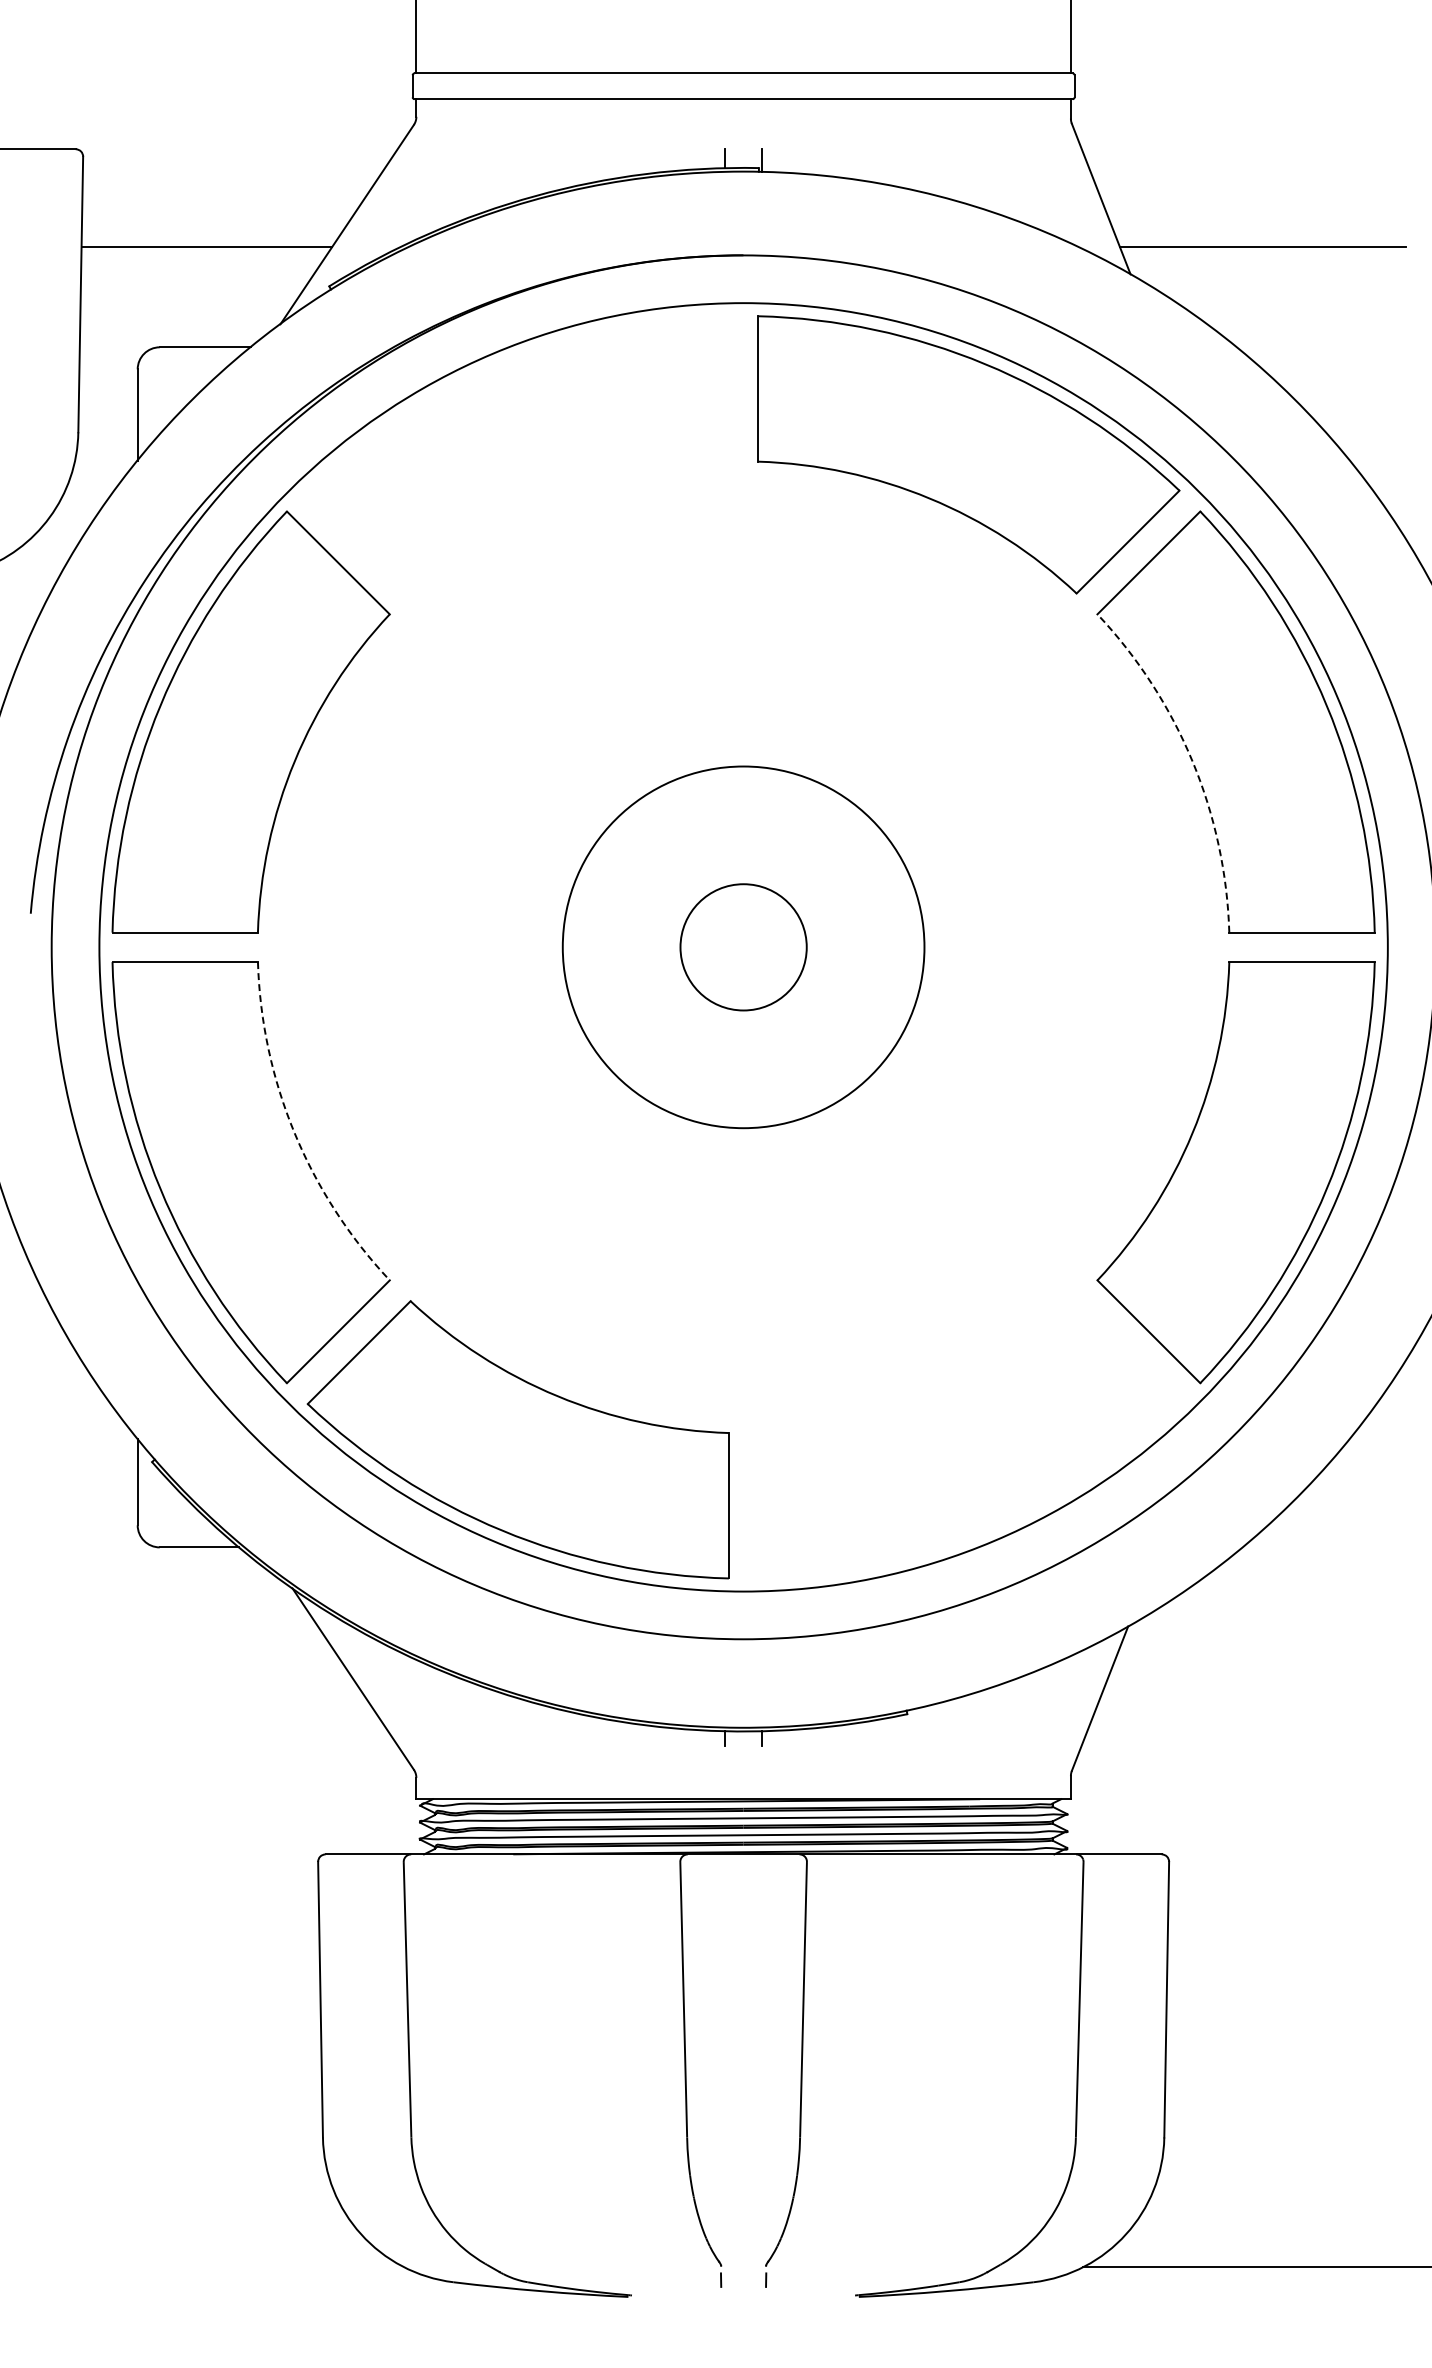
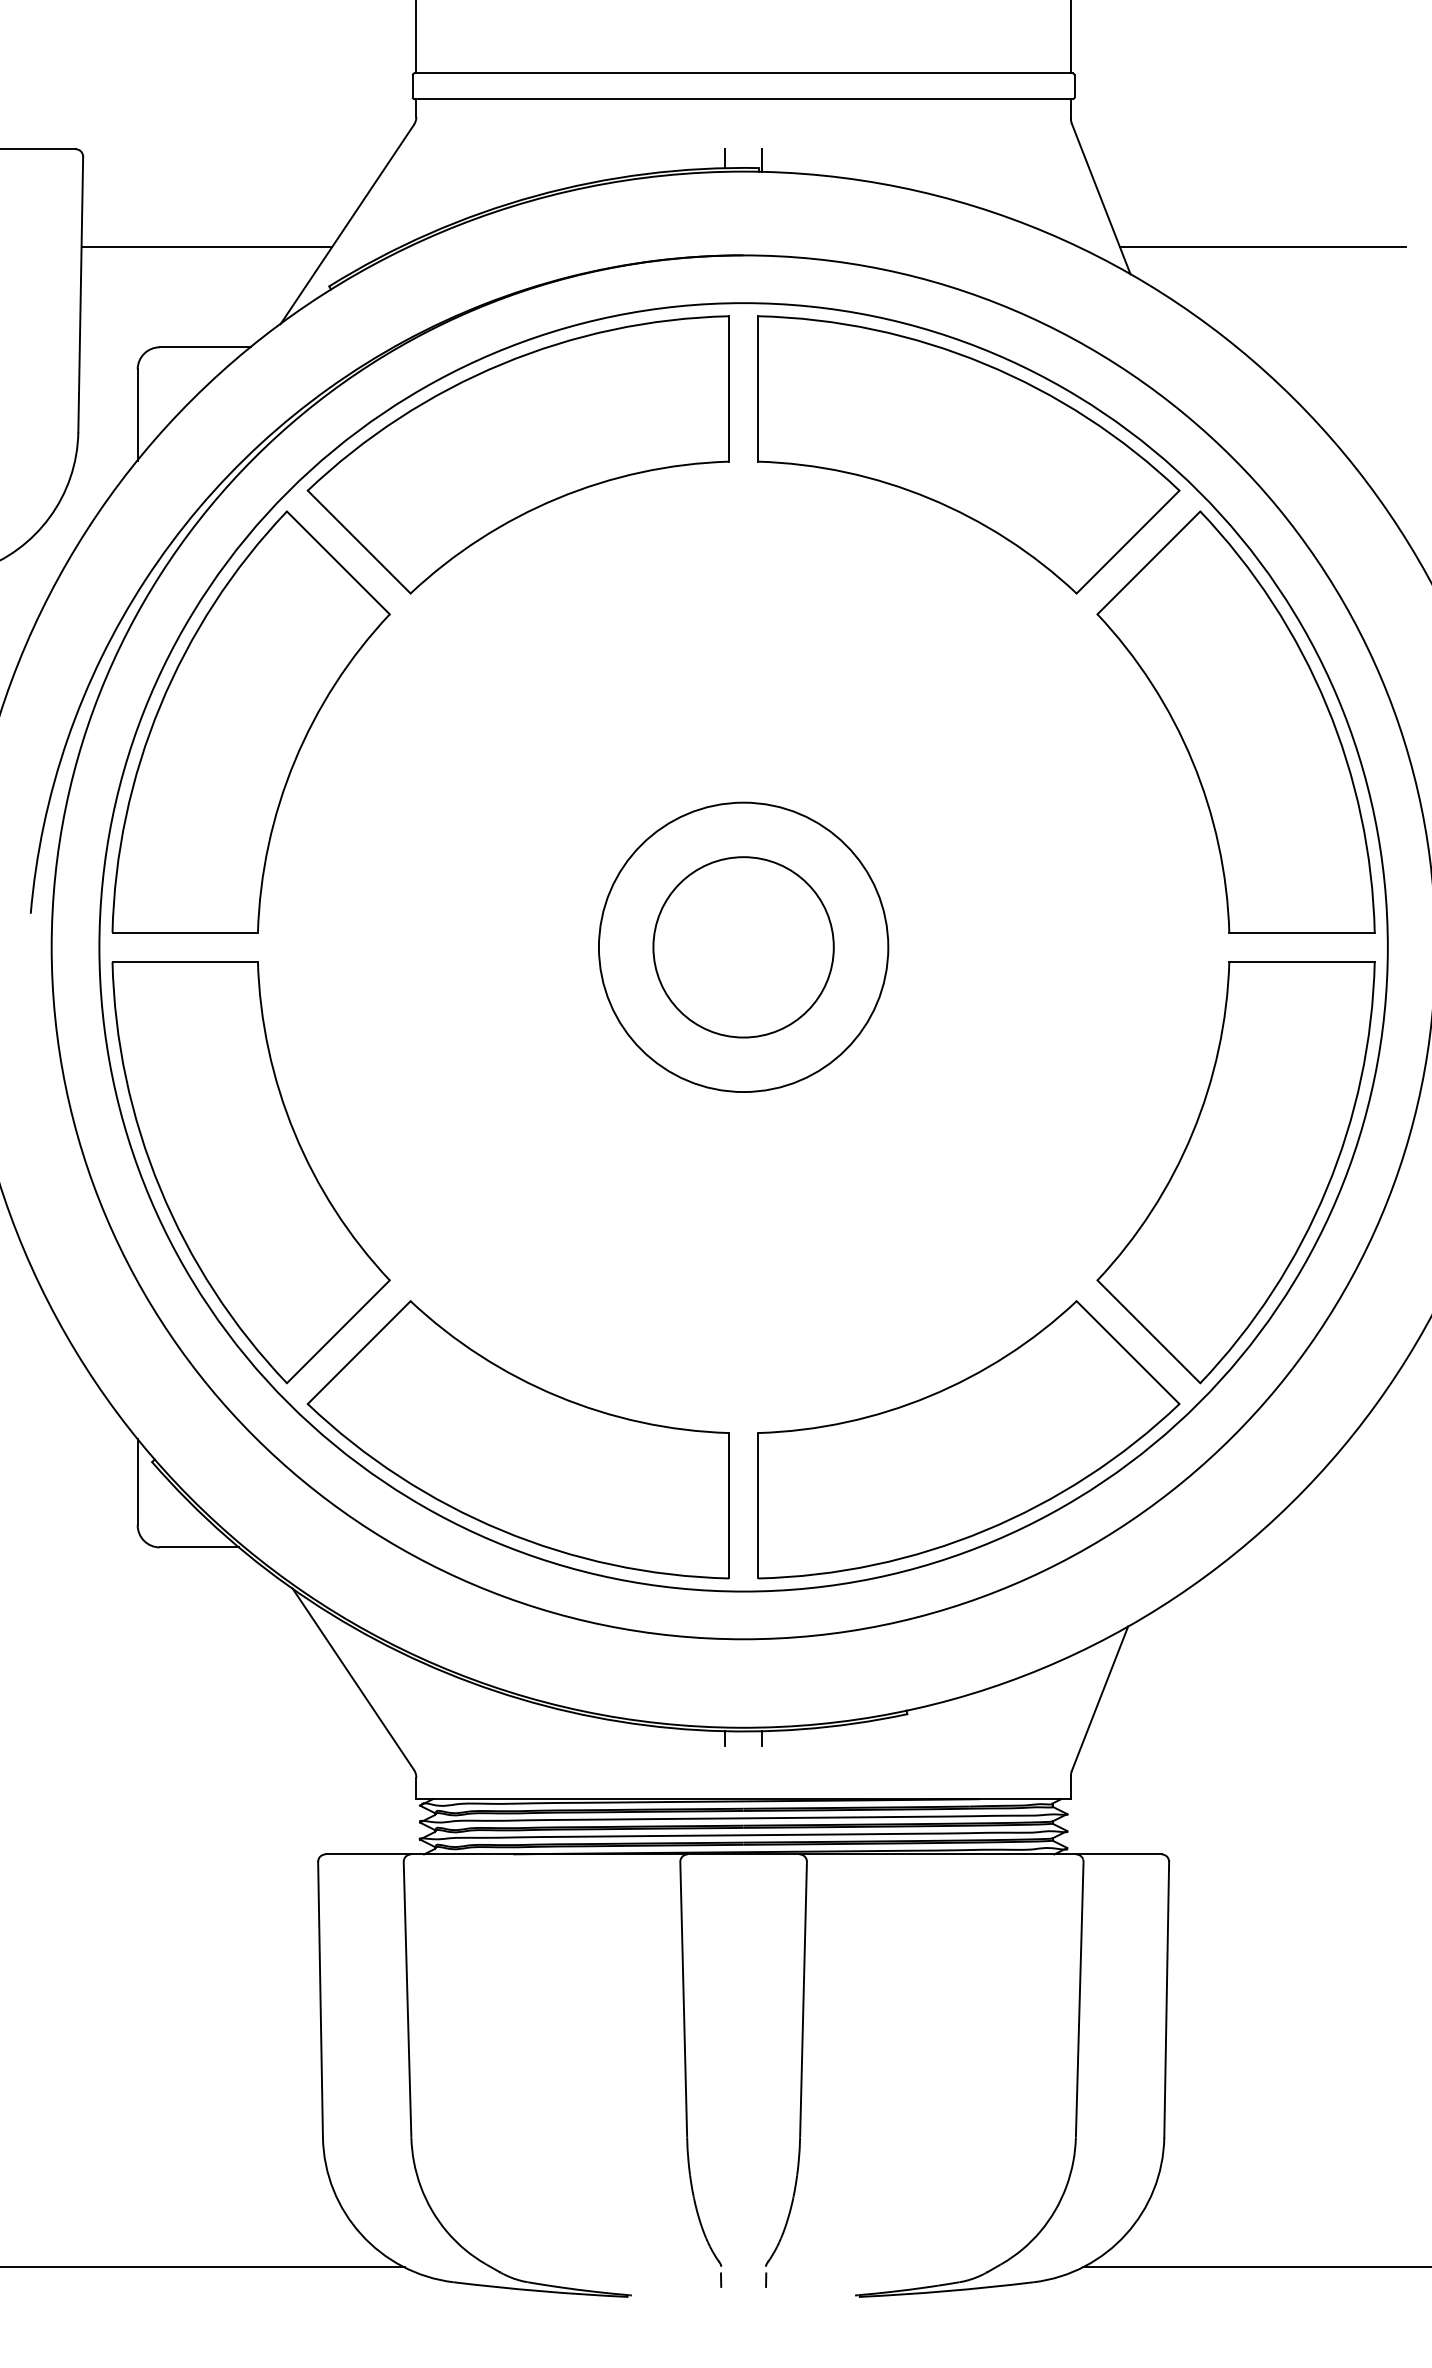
part: none -> present (517, 454)
arc: dashed -> solid (1192, 761)
circle diameter: 126 px -> 180 px (743, 947)
circle diameter: 362 px -> 289 px (743, 947)
arc: dashed -> solid (294, 1133)
part: none -> present (968, 1439)
line: none -> present (203, 2267)
